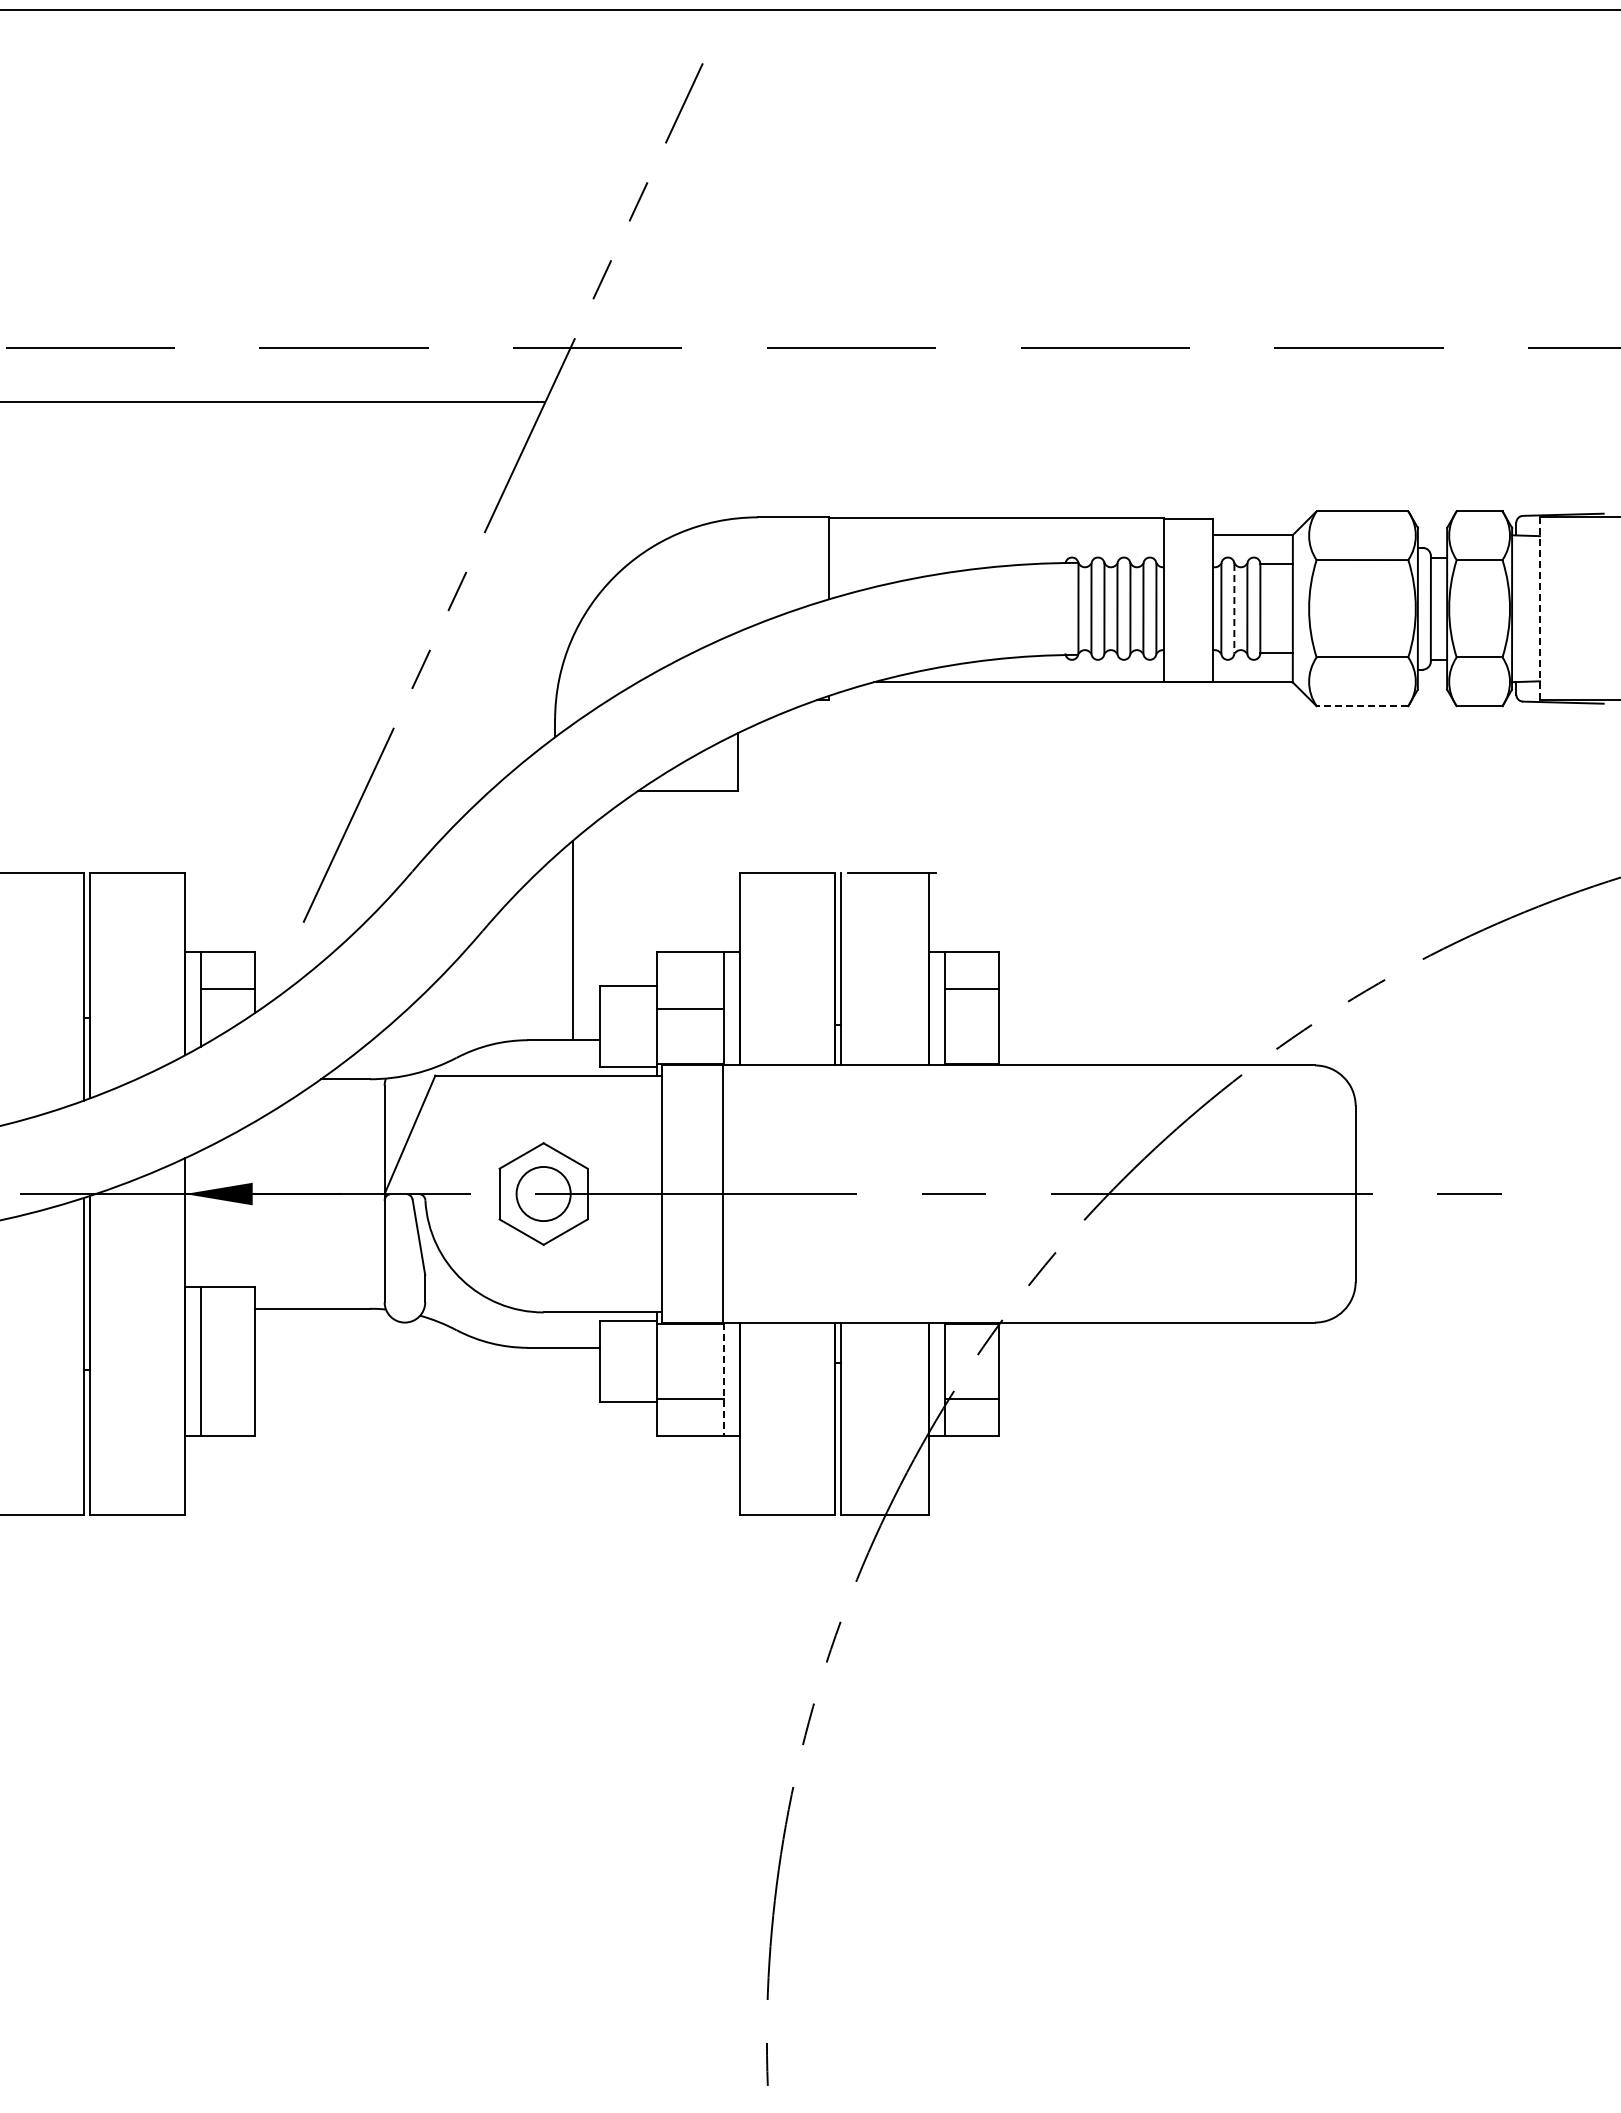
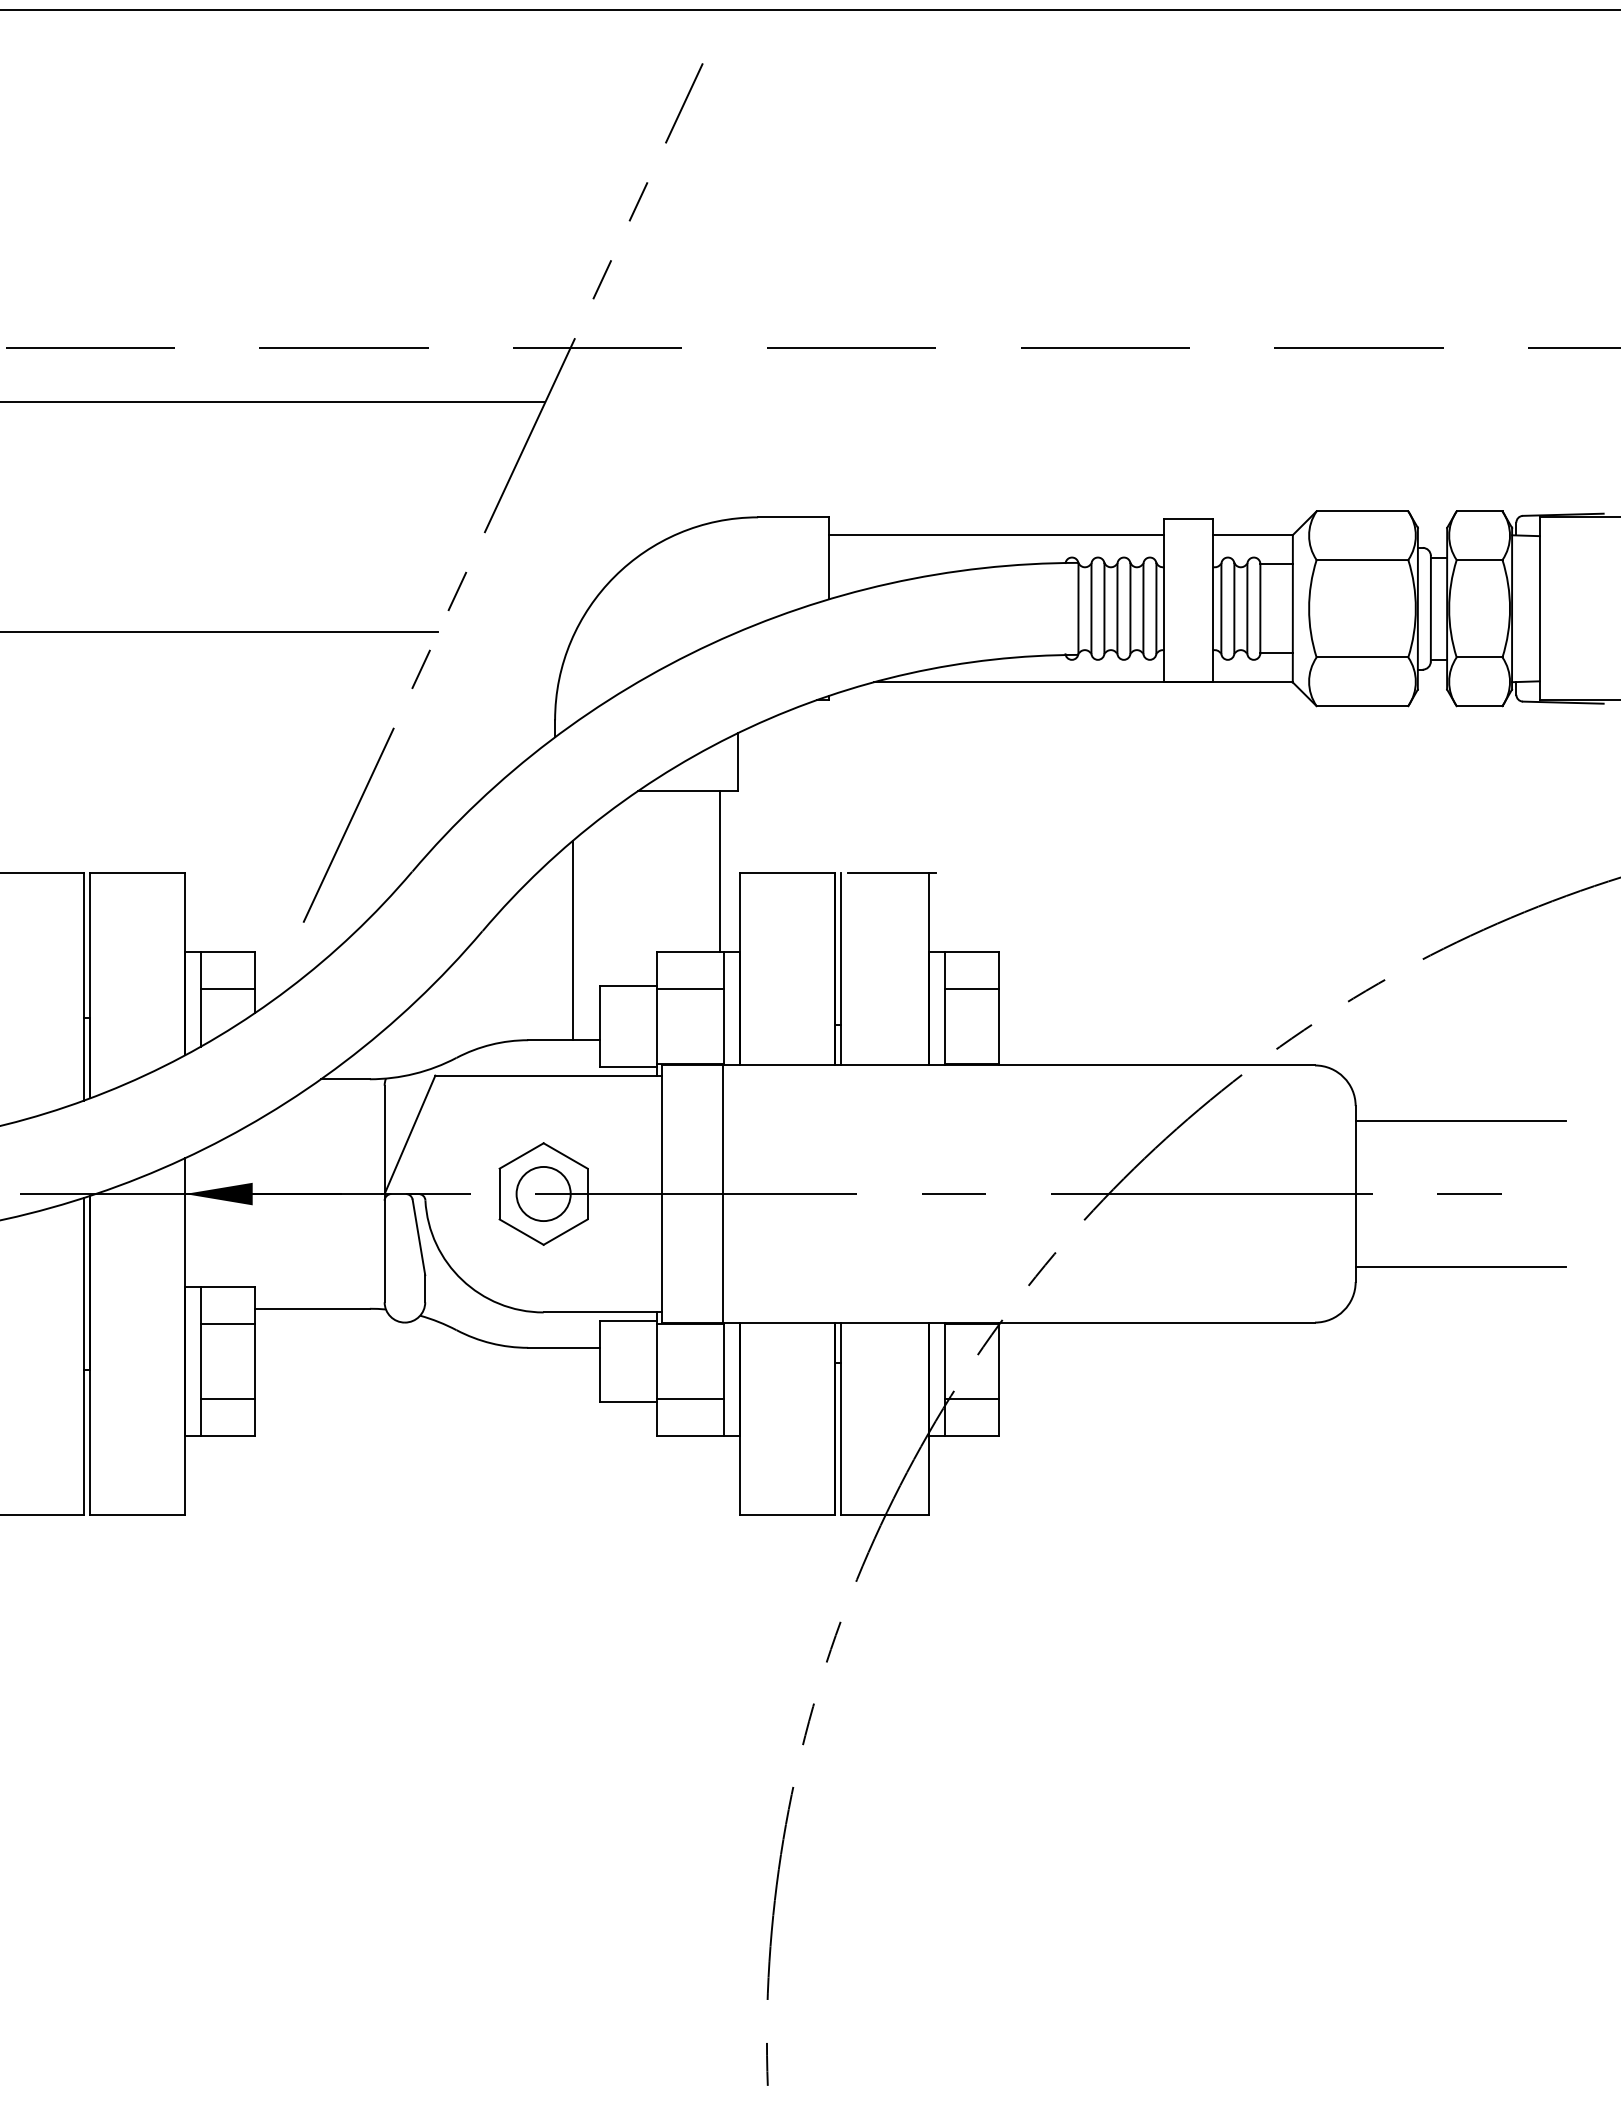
line position: (996, 518) -> (996, 535) (996, 535)
line: dashed -> solid (1234, 608)
line: dashed -> solid (1539, 609)
line: none -> present (220, 632)
line: dashed -> solid (1362, 706)
line: none -> present (719, 871)
line position: (690, 1009) -> (690, 989) (690, 989)
line: none -> present (1460, 1120)
line: none -> present (1460, 1267)
line: none -> present (227, 1324)
line: dashed -> solid (724, 1379)
line: none -> present (227, 1398)
